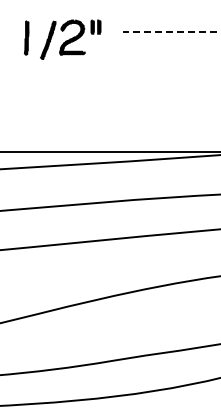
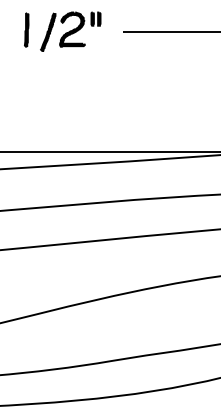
line: dashed -> solid (171, 31)
part position: (26, 37) -> (26, 29) (26, 29)
part position: (70, 39) -> (70, 31) (70, 31)
